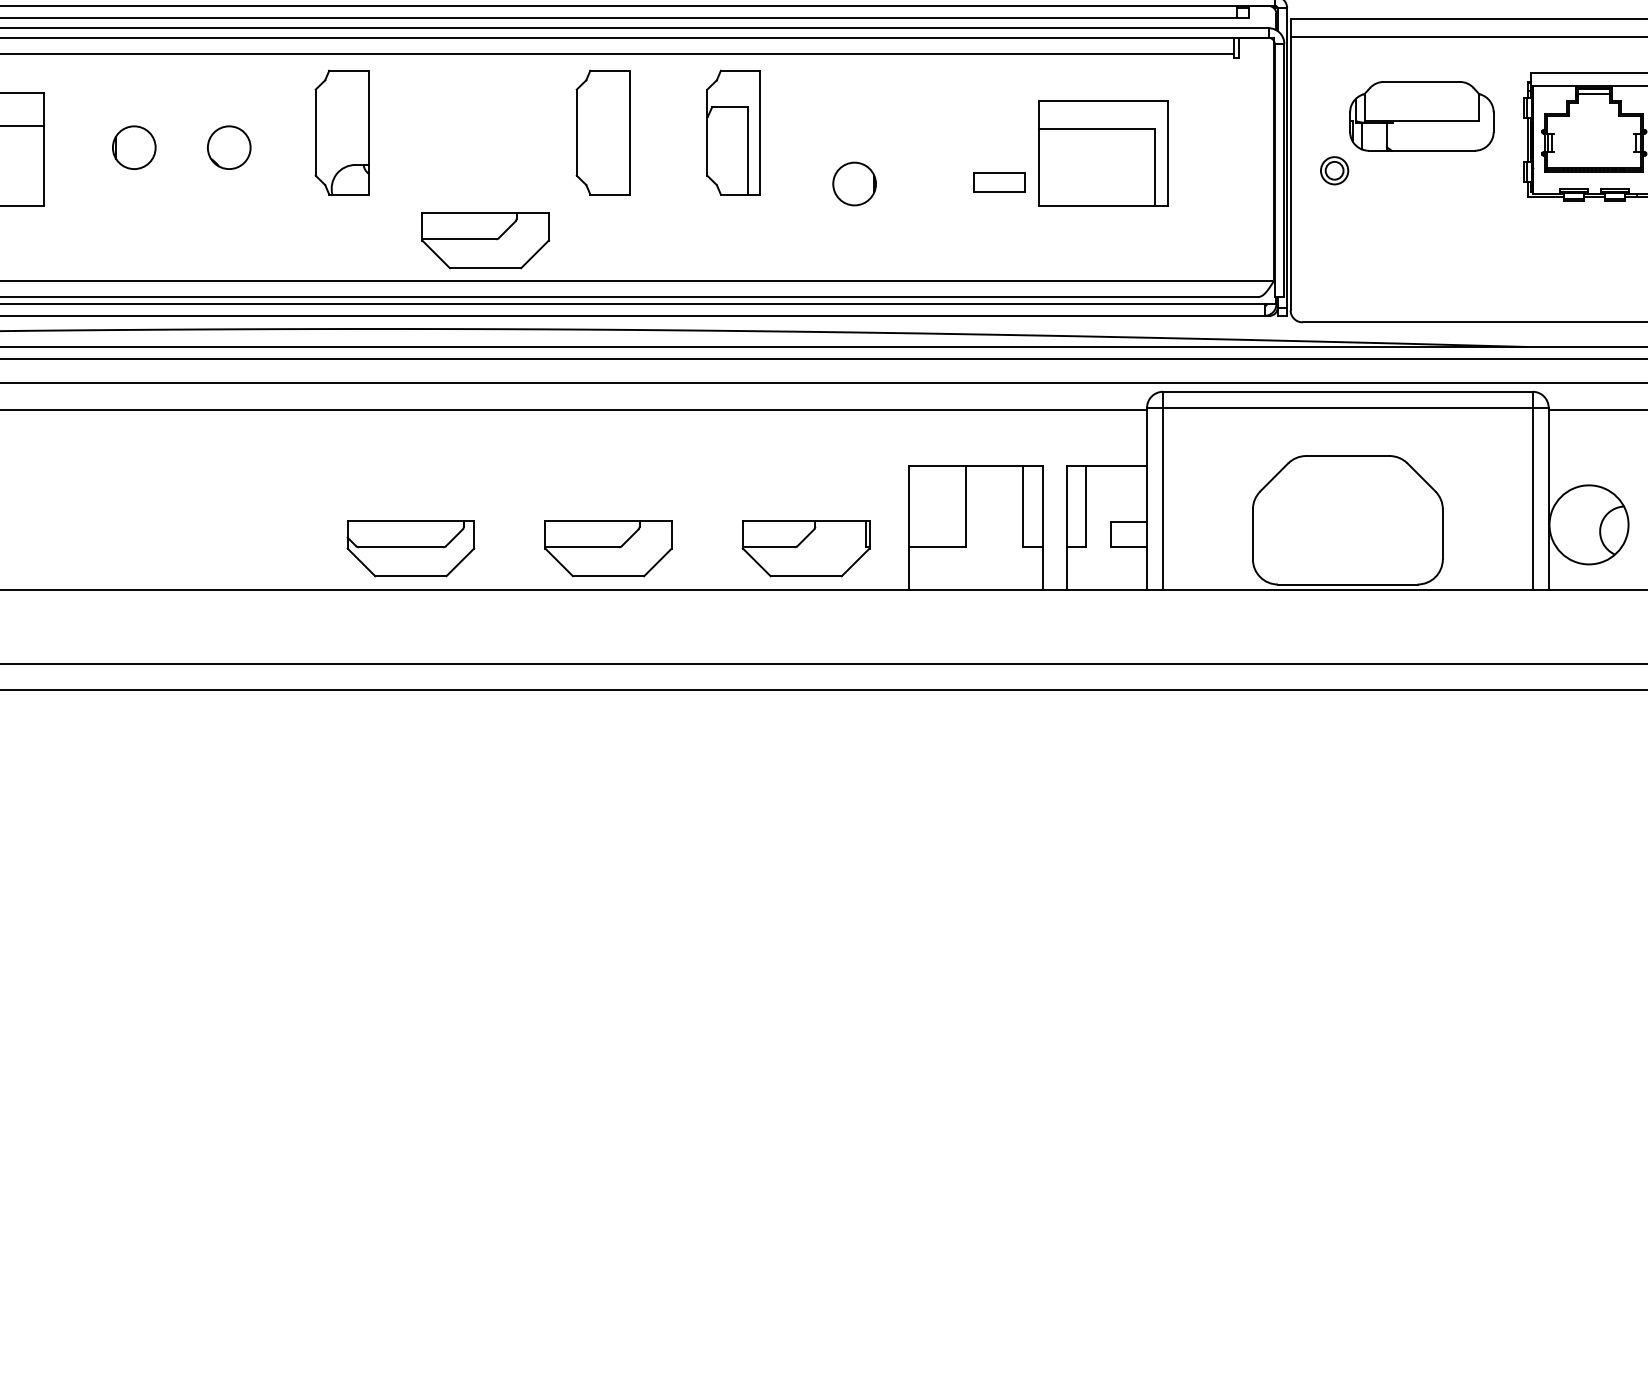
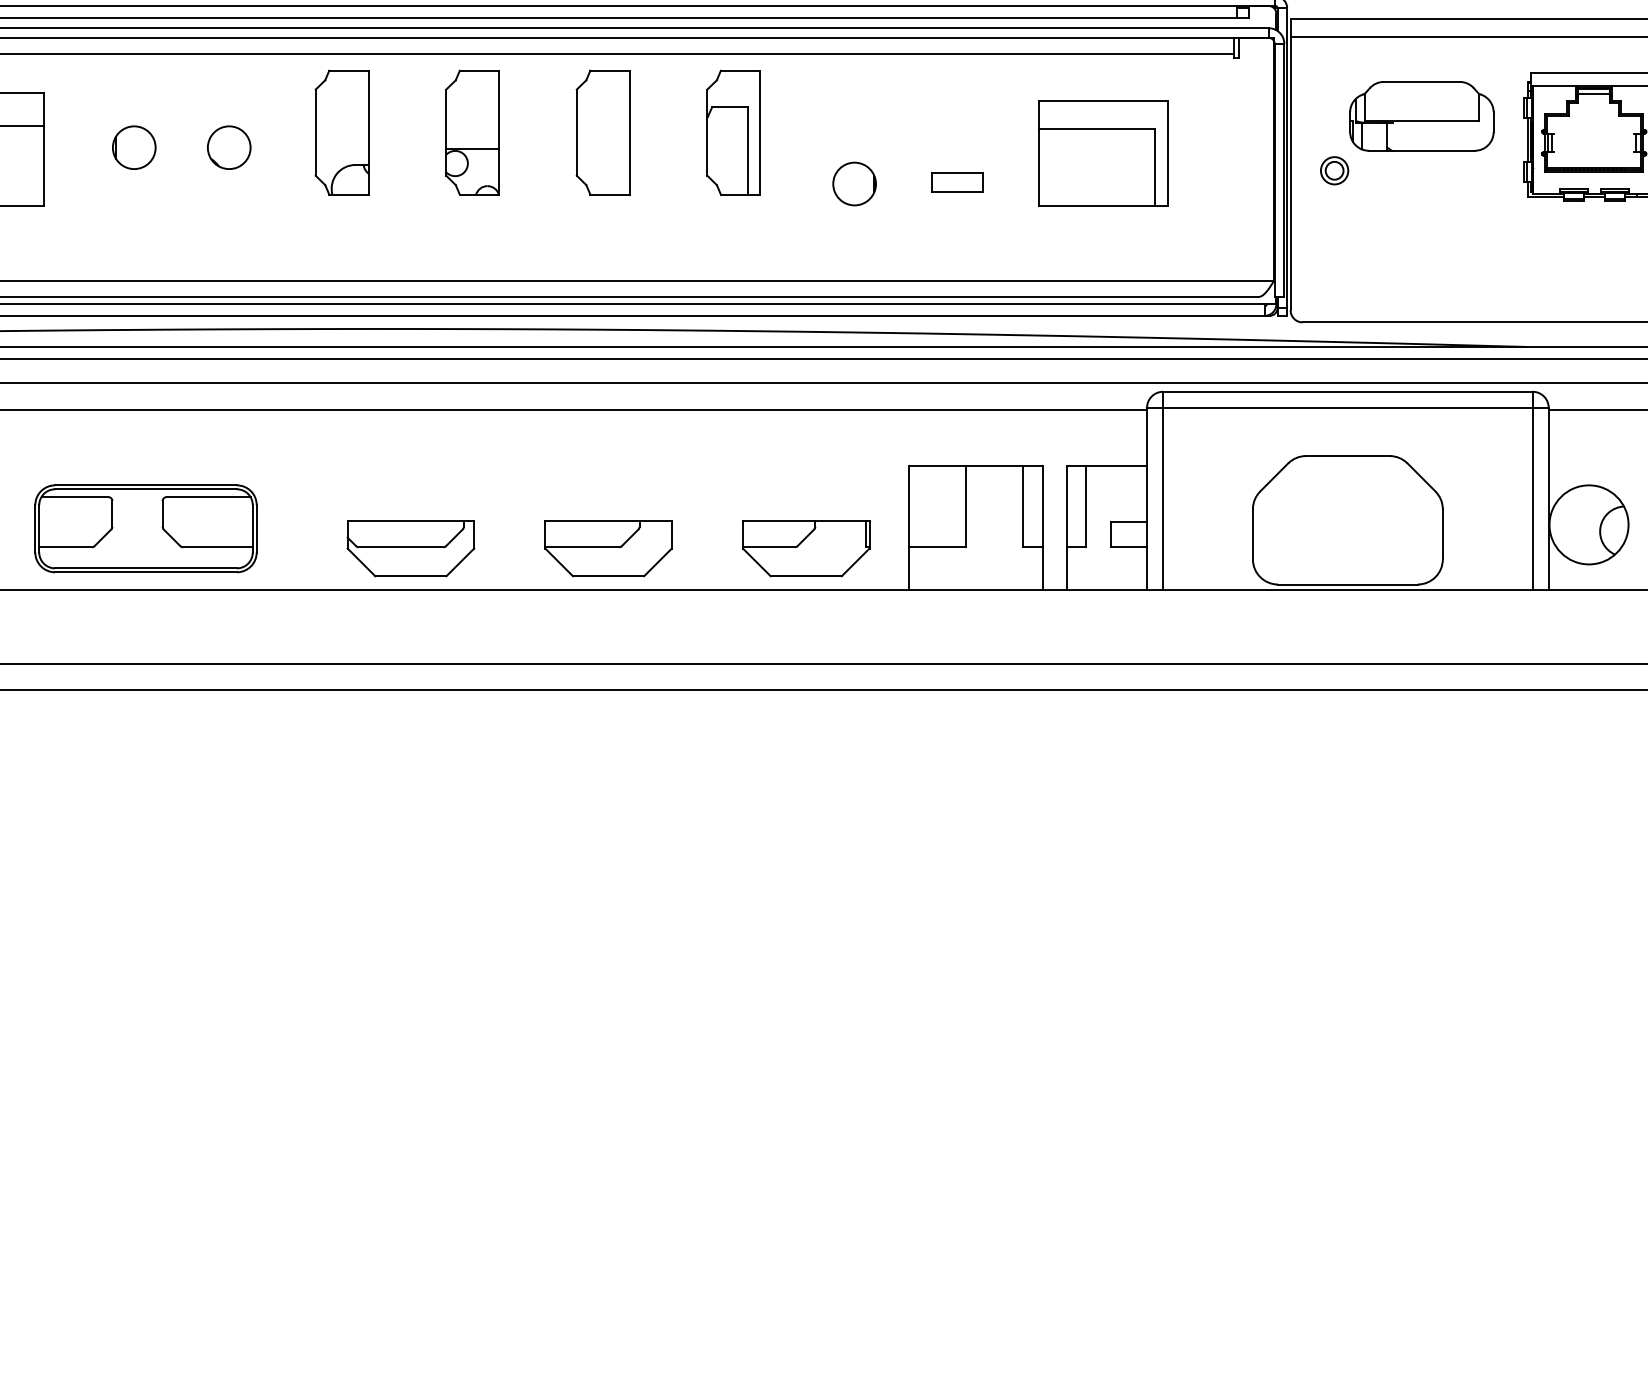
part: none -> present (472, 132)
part position: (999, 182) -> (957, 182) (957, 182)
part: present -> none (485, 240)
part: none -> present (145, 528)
